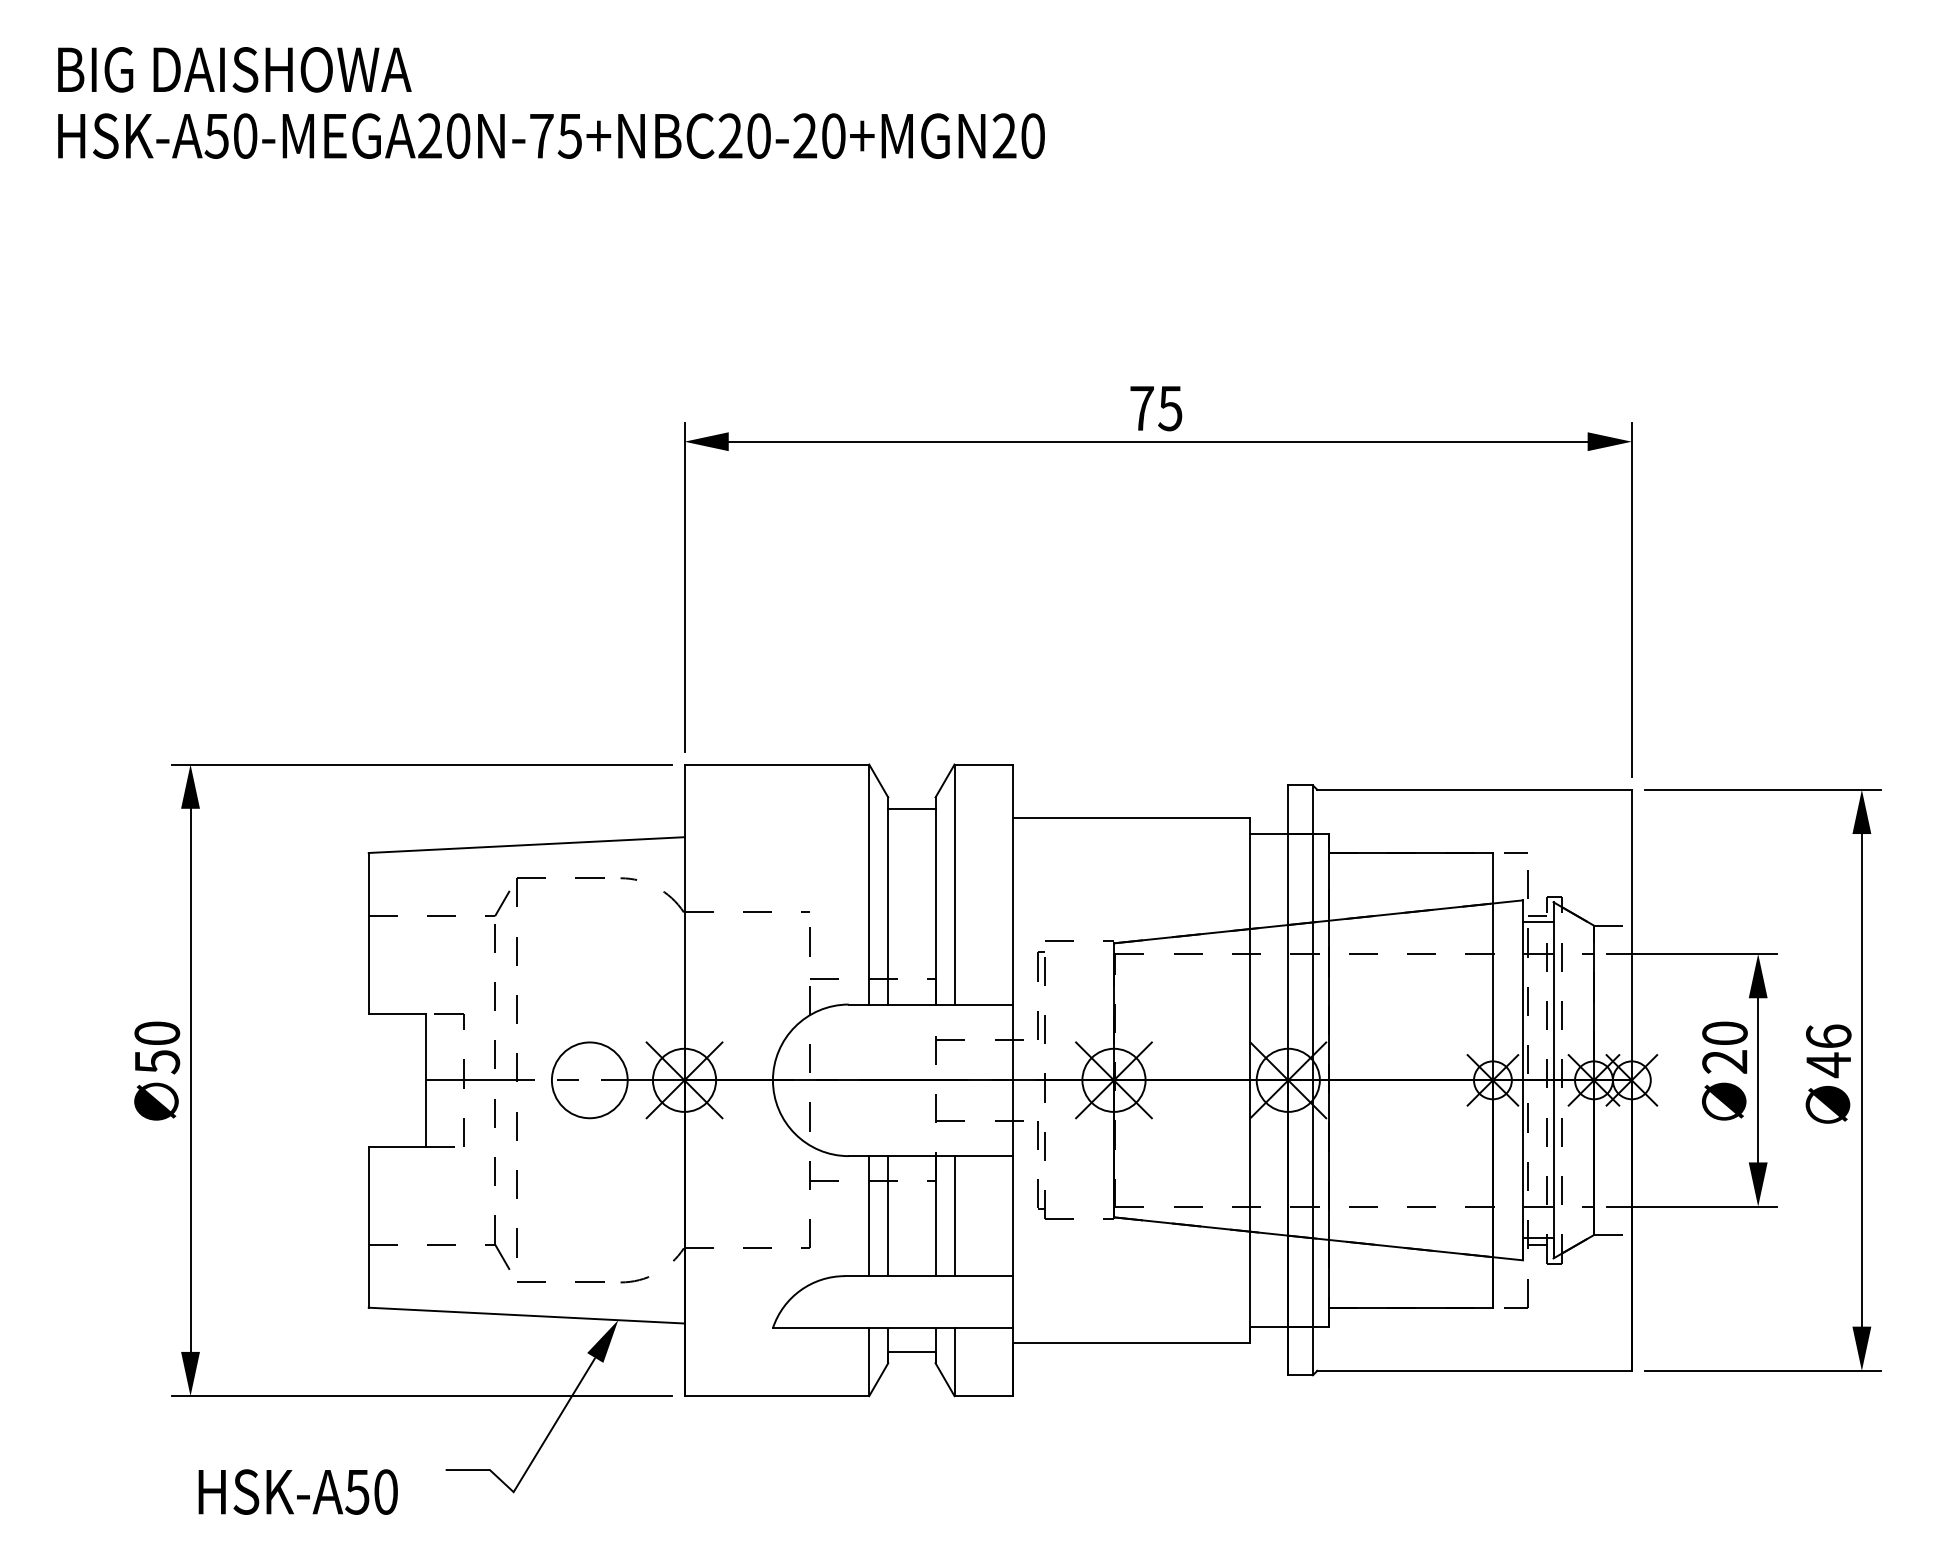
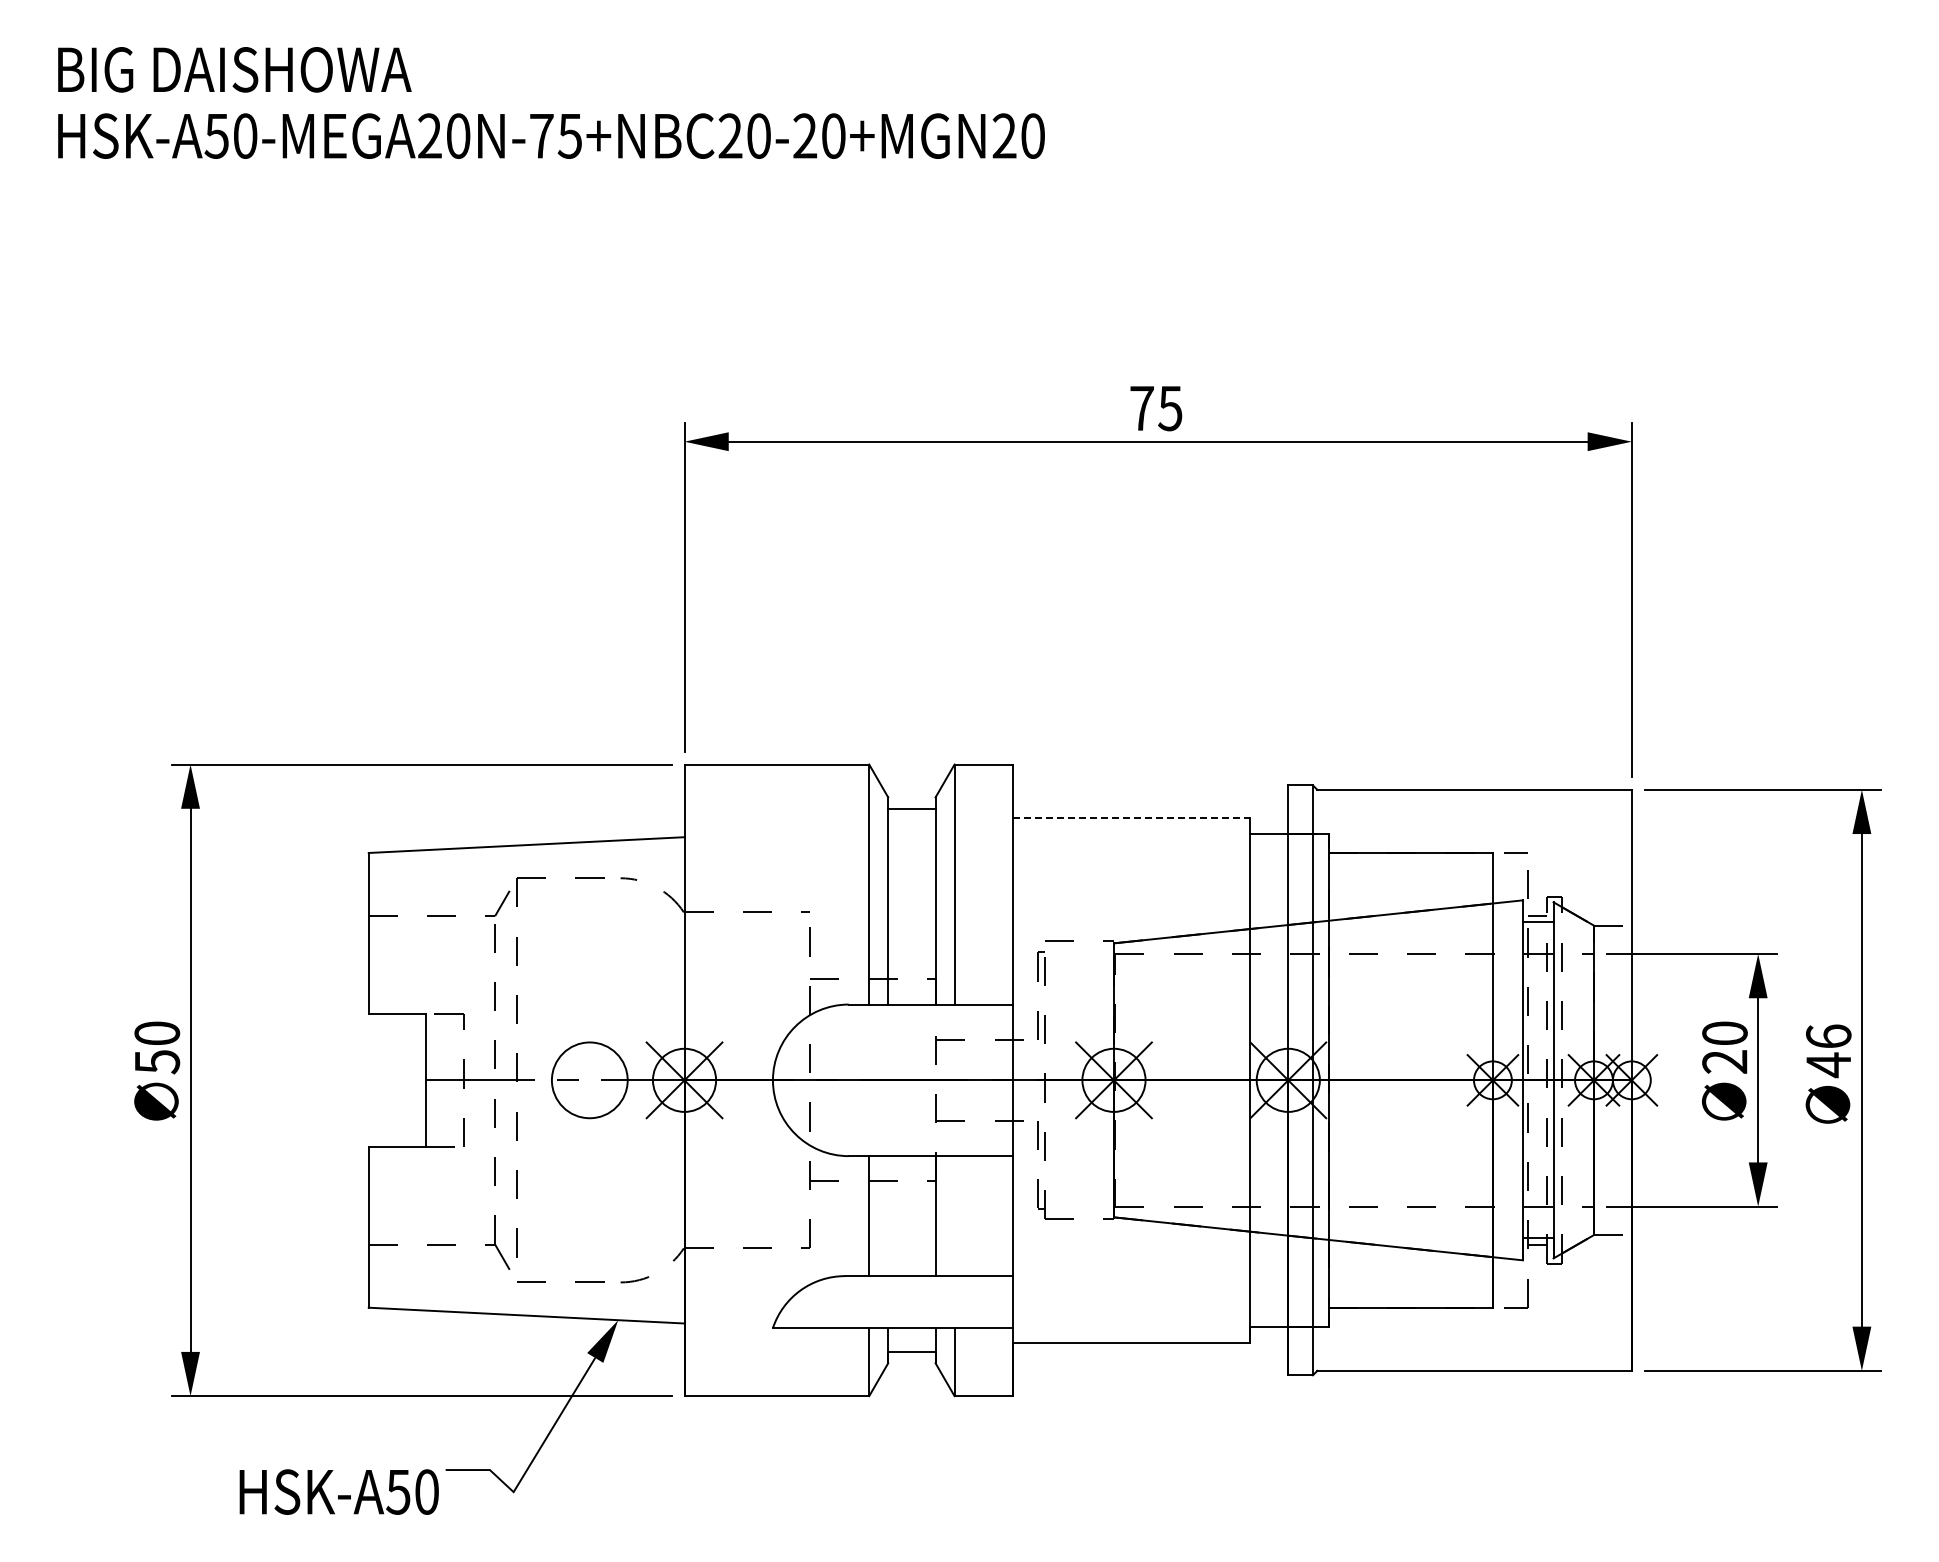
line: solid -> dashed (1131, 817)
line: present -> none (888, 1216)
line: present -> none (954, 1216)
text position: (297, 1491) -> (338, 1491) (338, 1491)
